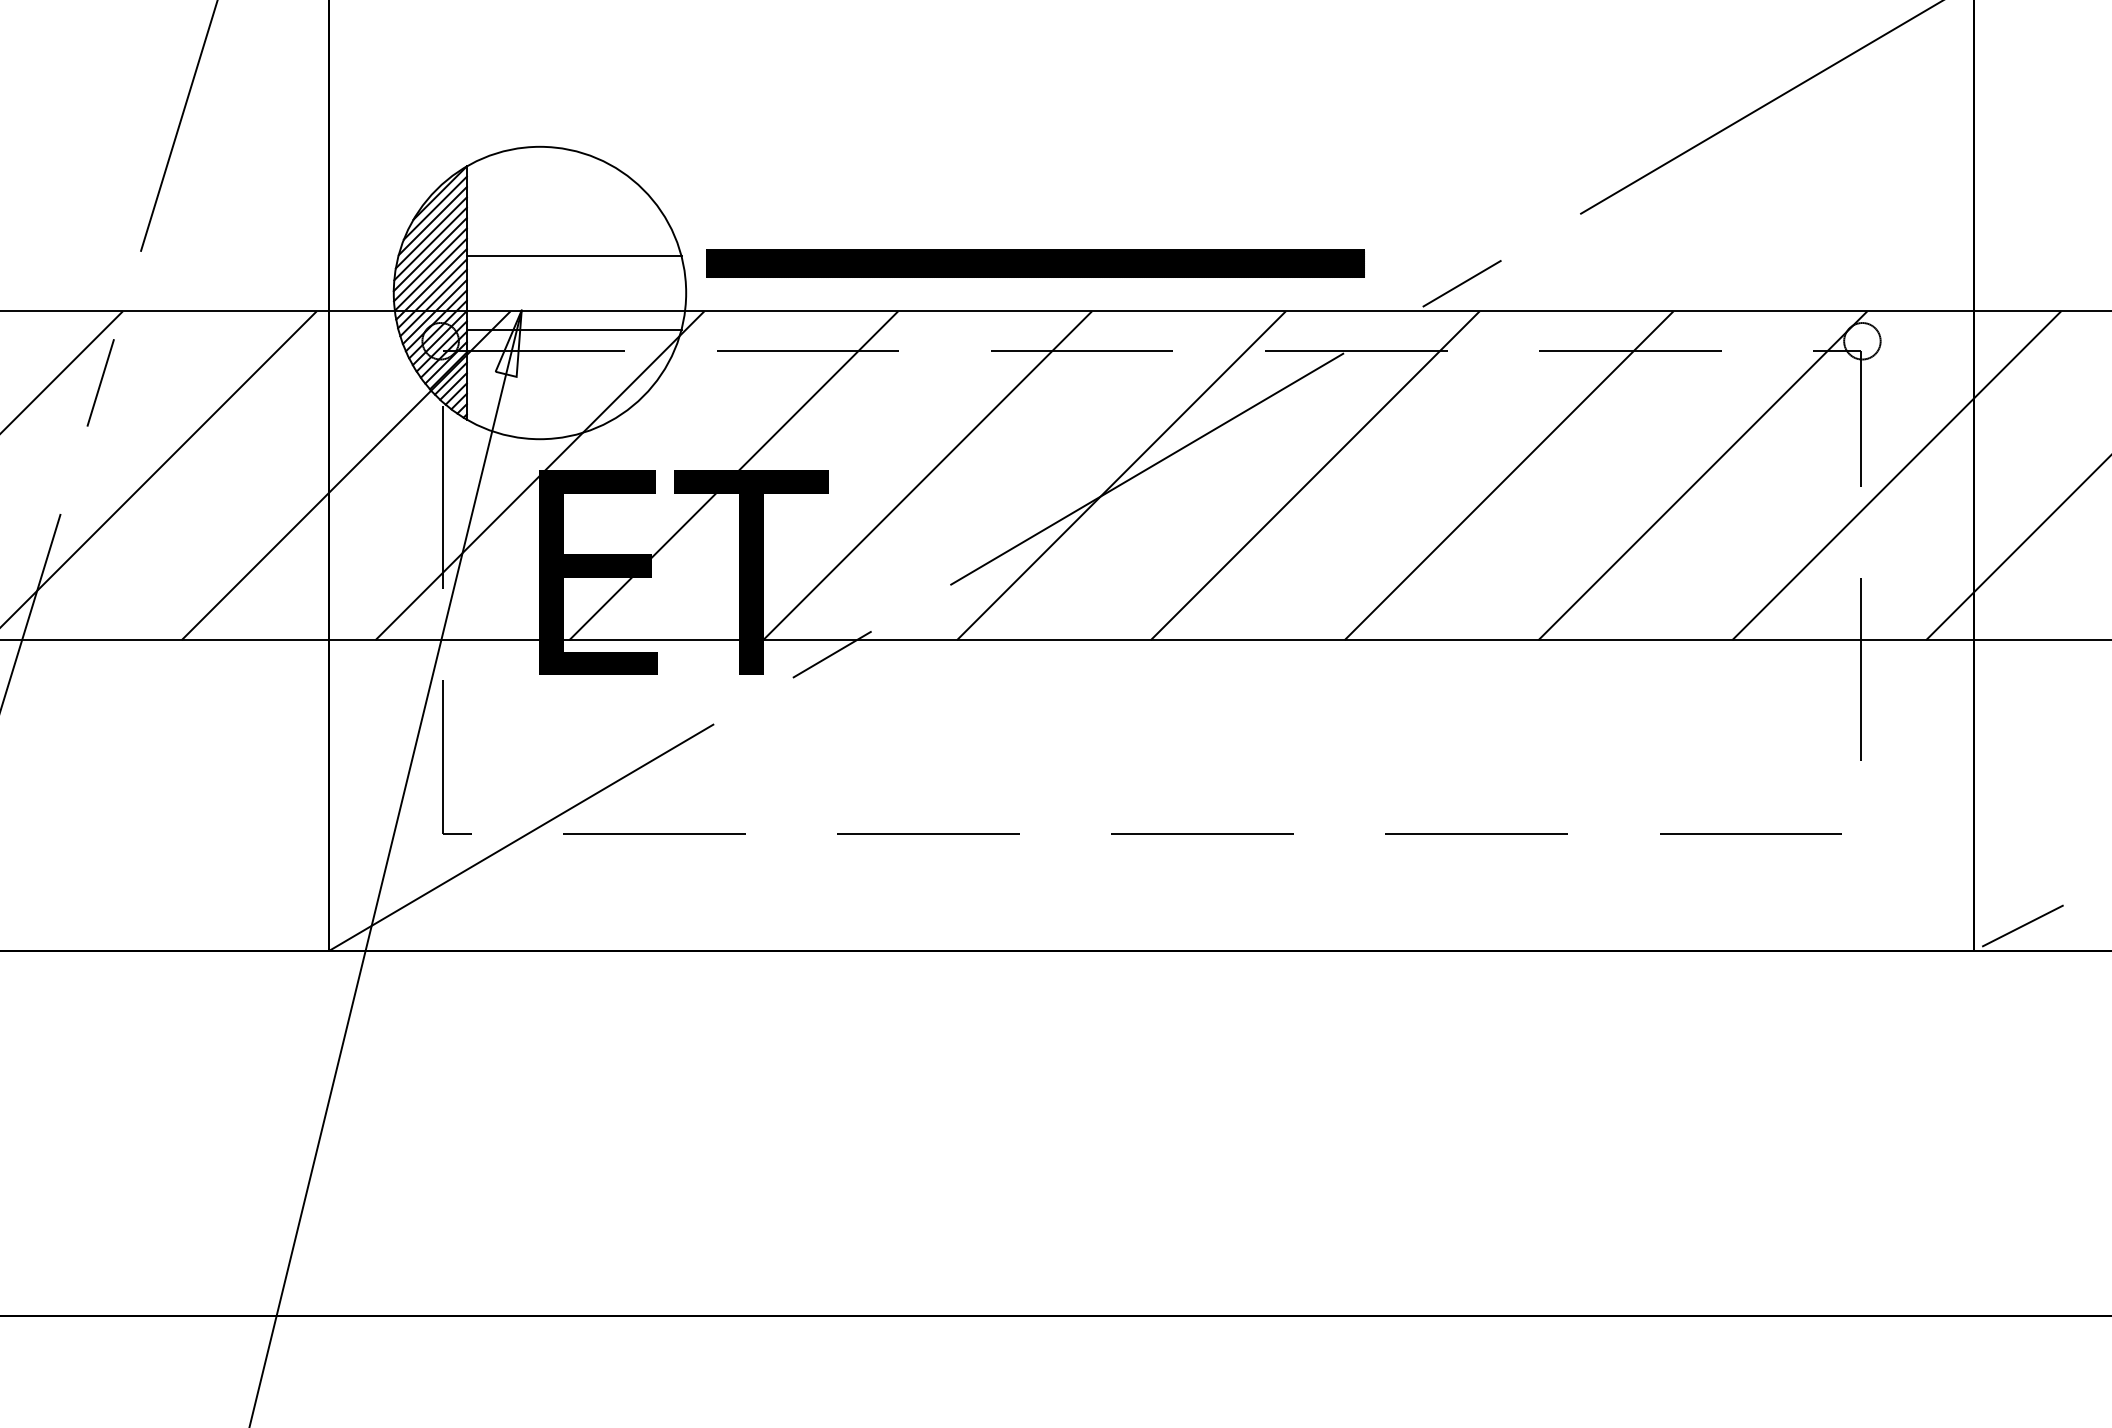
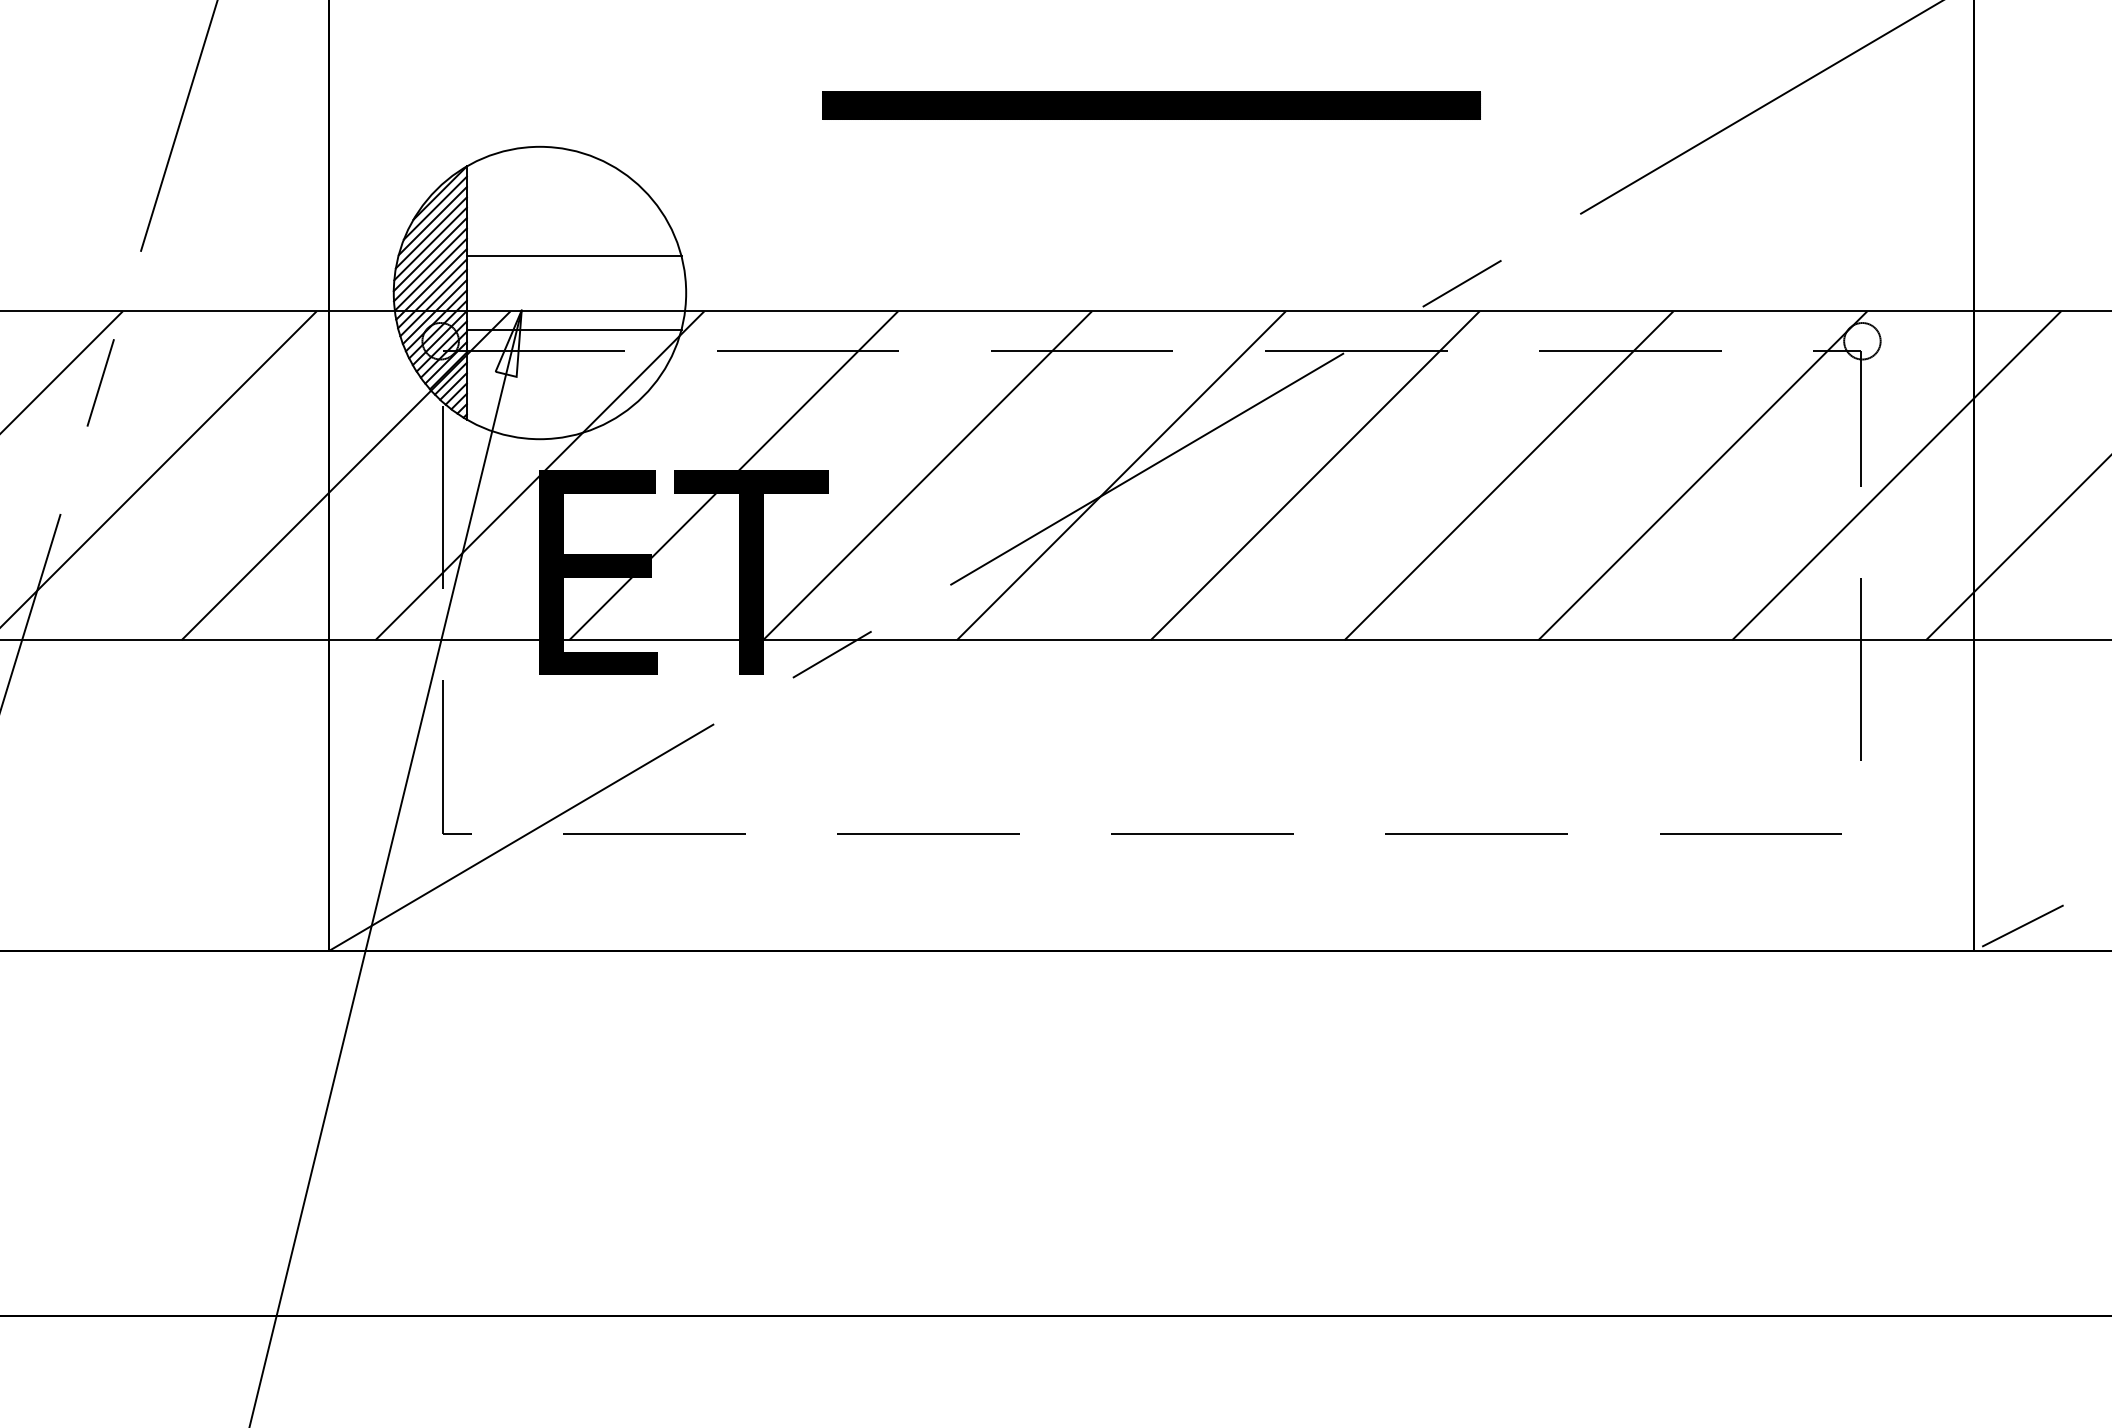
part position: (1035, 263) -> (1151, 105) (1151, 105)
